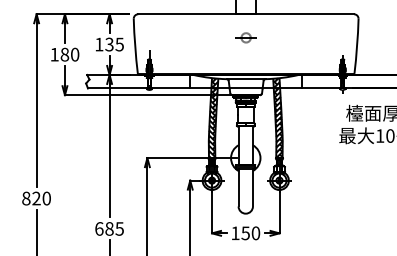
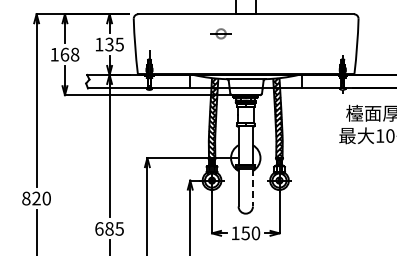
part position: (245, 37) -> (220, 33) (220, 33)
text: 180 -> 168 (69, 54)
line: solid -> dashed (252, 187)
